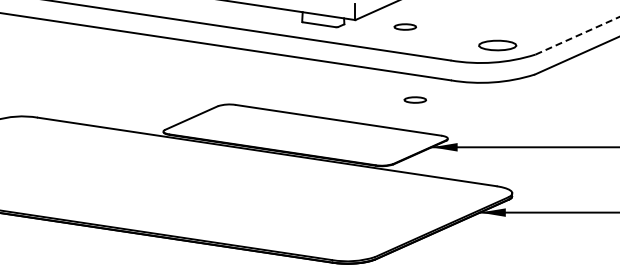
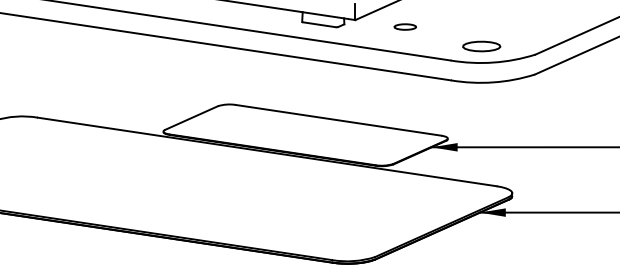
line: dashed -> solid (577, 35)
part position: (497, 45) -> (481, 46) (481, 46)
part: present -> none (414, 99)
